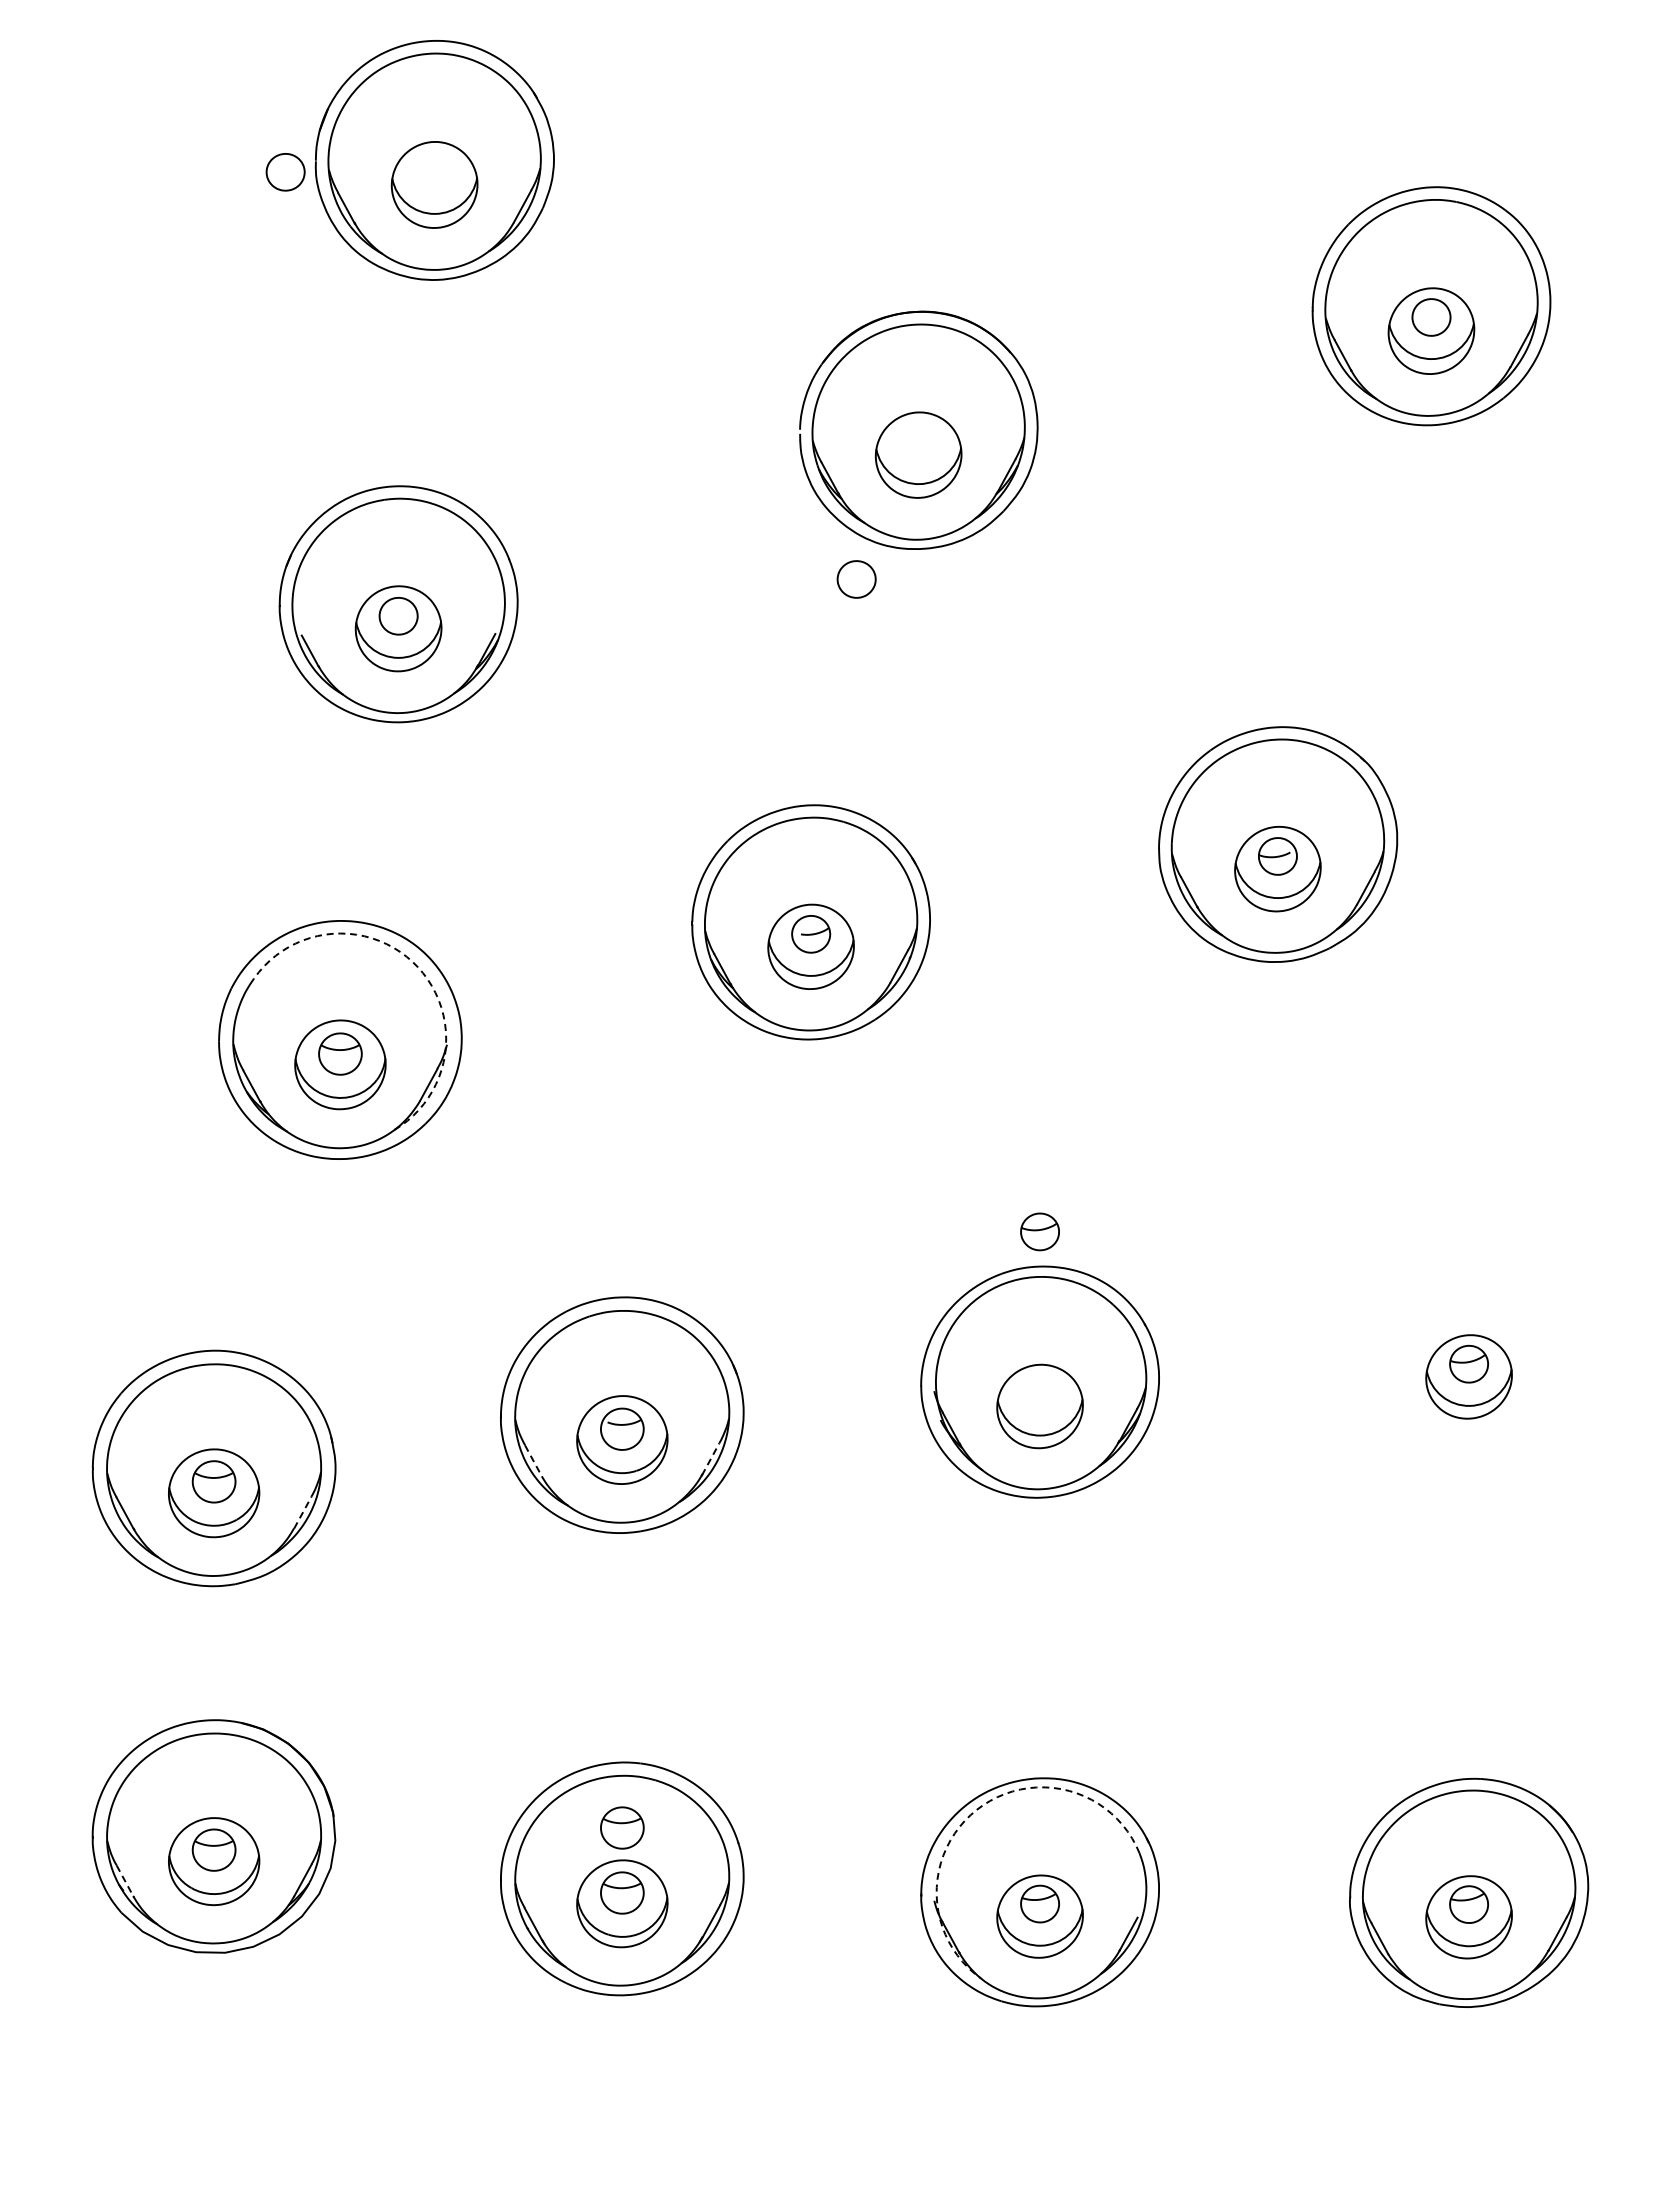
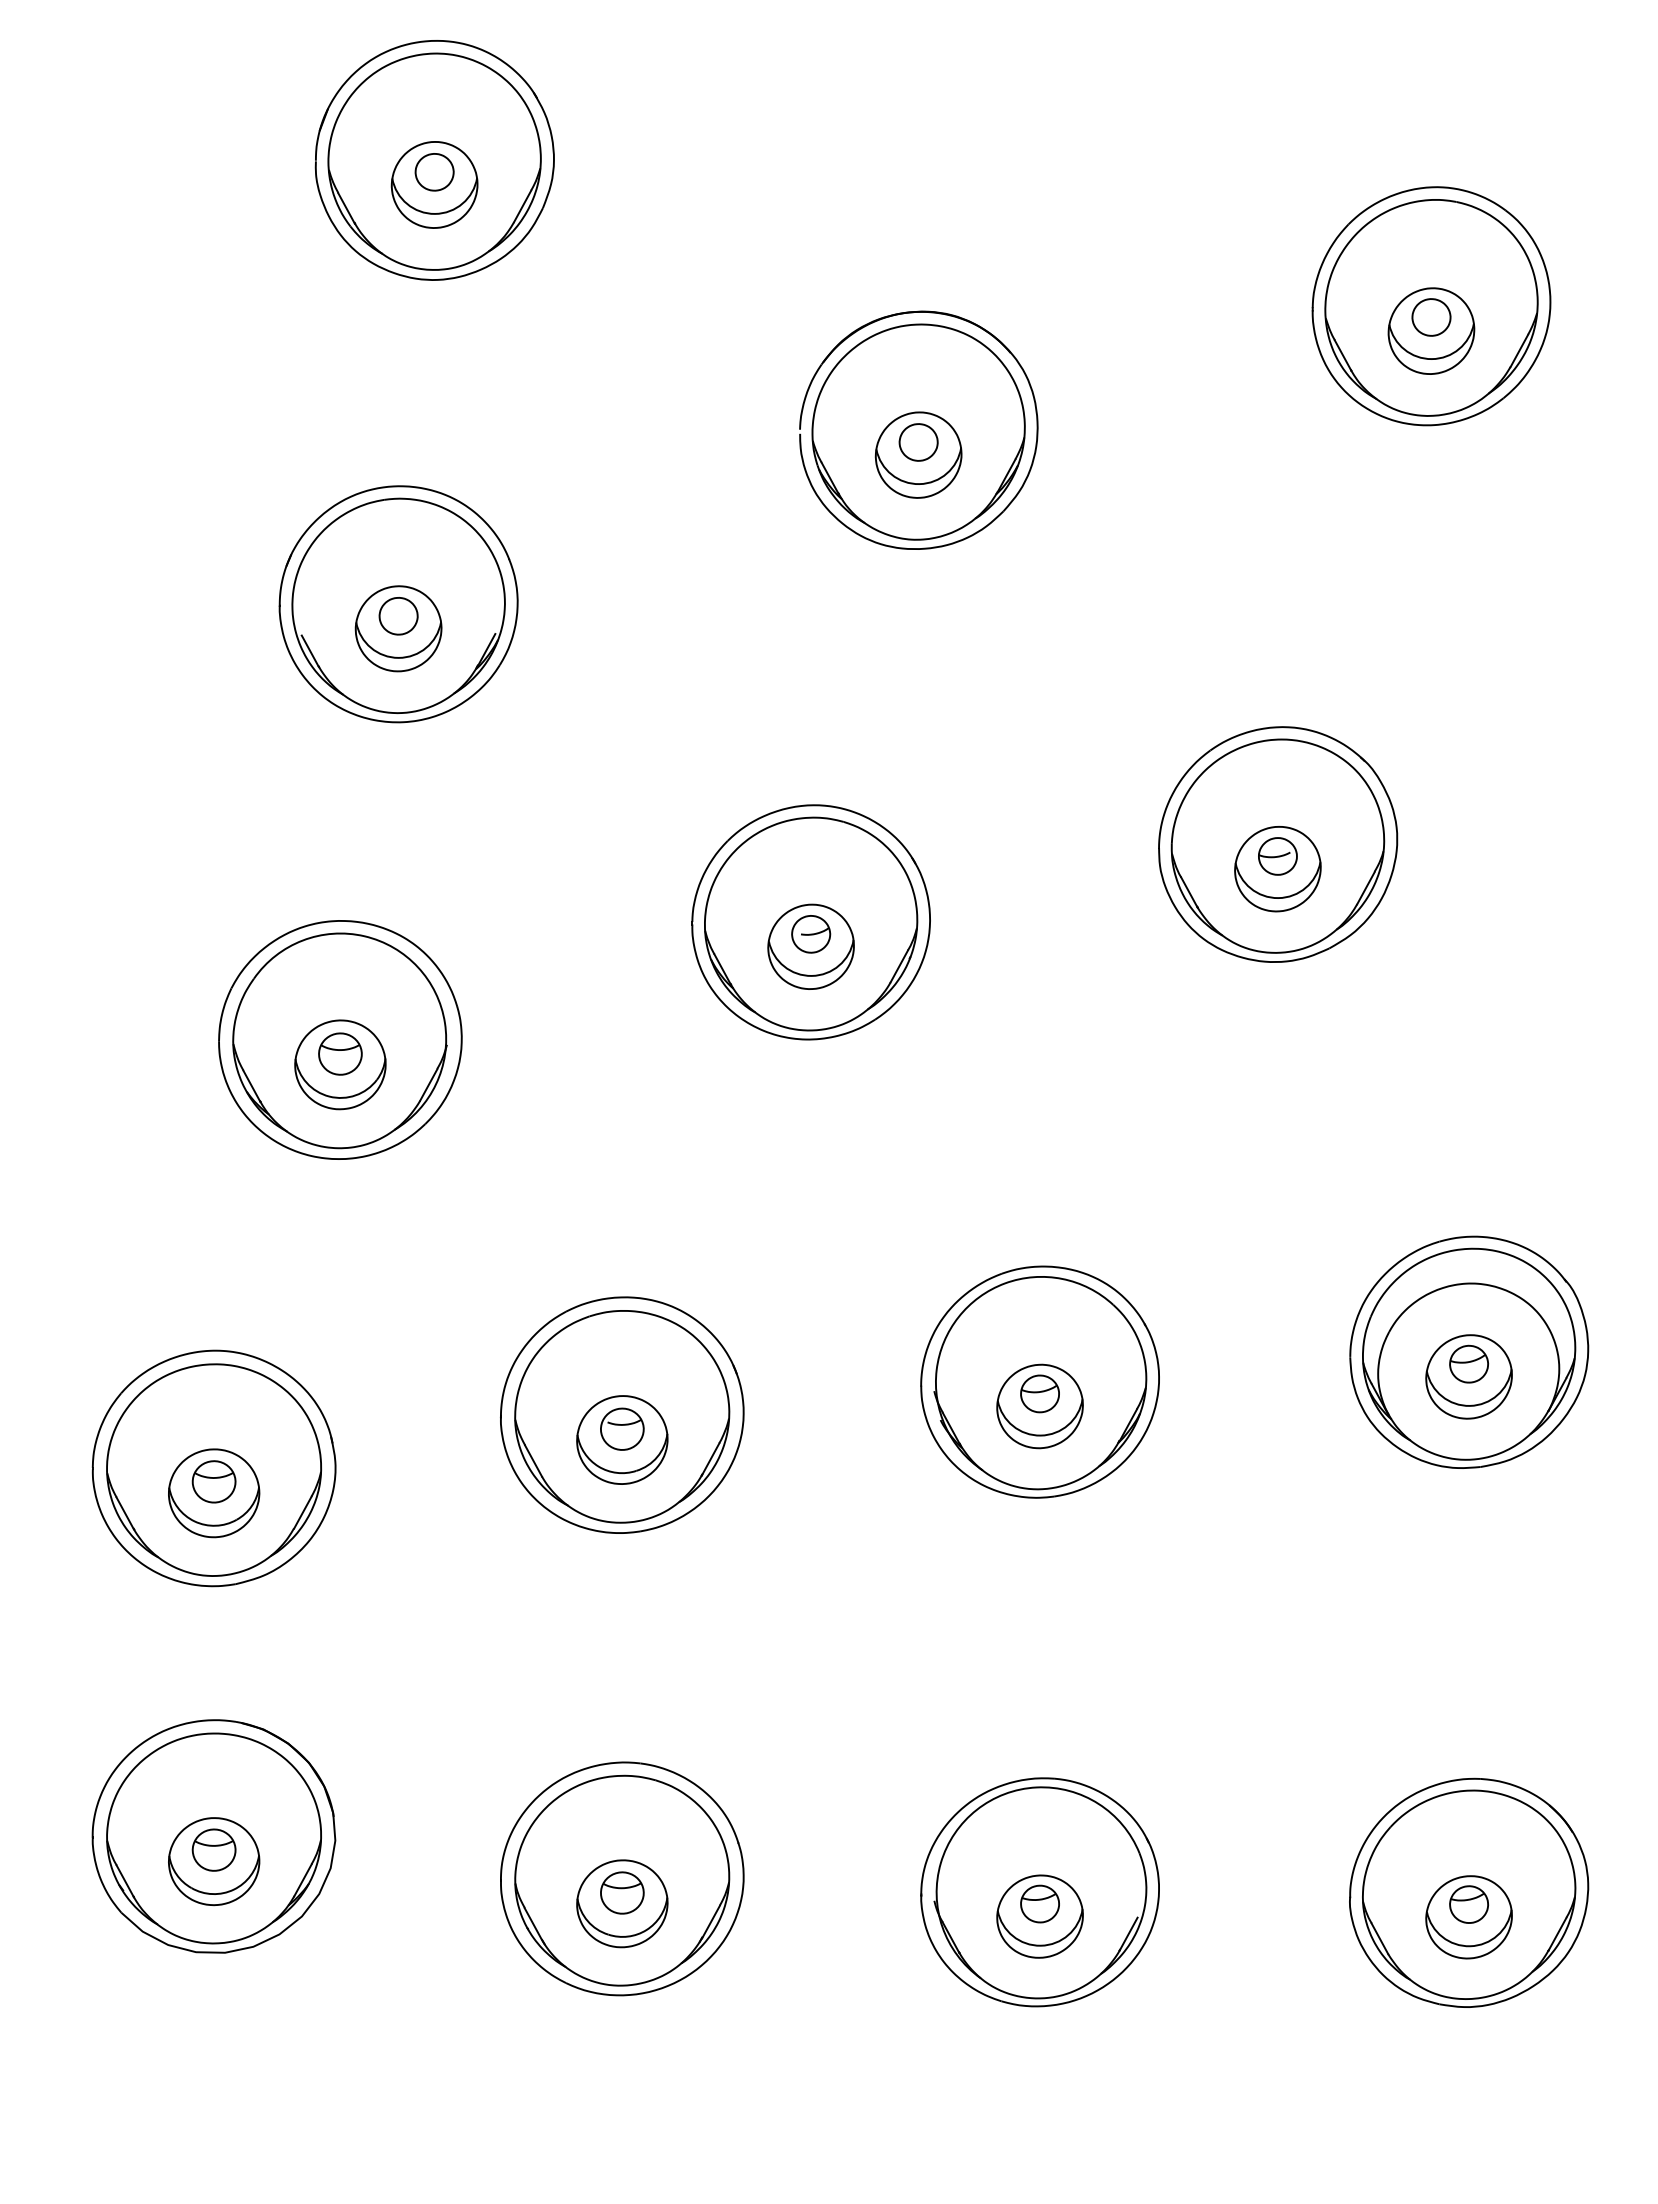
part position: (285, 172) -> (434, 172) (434, 172)
part position: (856, 579) -> (918, 442) (918, 442)
arc: dashed -> solid (418, 967)
part position: (1039, 1231) -> (1039, 1393) (1039, 1393)
part: none -> present (1469, 1351)
line: dashed -> solid (710, 1458)
line: dashed -> solid (533, 1460)
line: dashed -> solid (303, 1512)
arc: dashed -> solid (976, 1809)
part: present -> none (622, 1827)
line: dashed -> solid (125, 1881)
